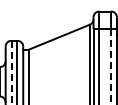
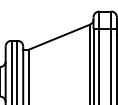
line: dashed -> solid (111, 66)
line: dashed -> solid (11, 72)
